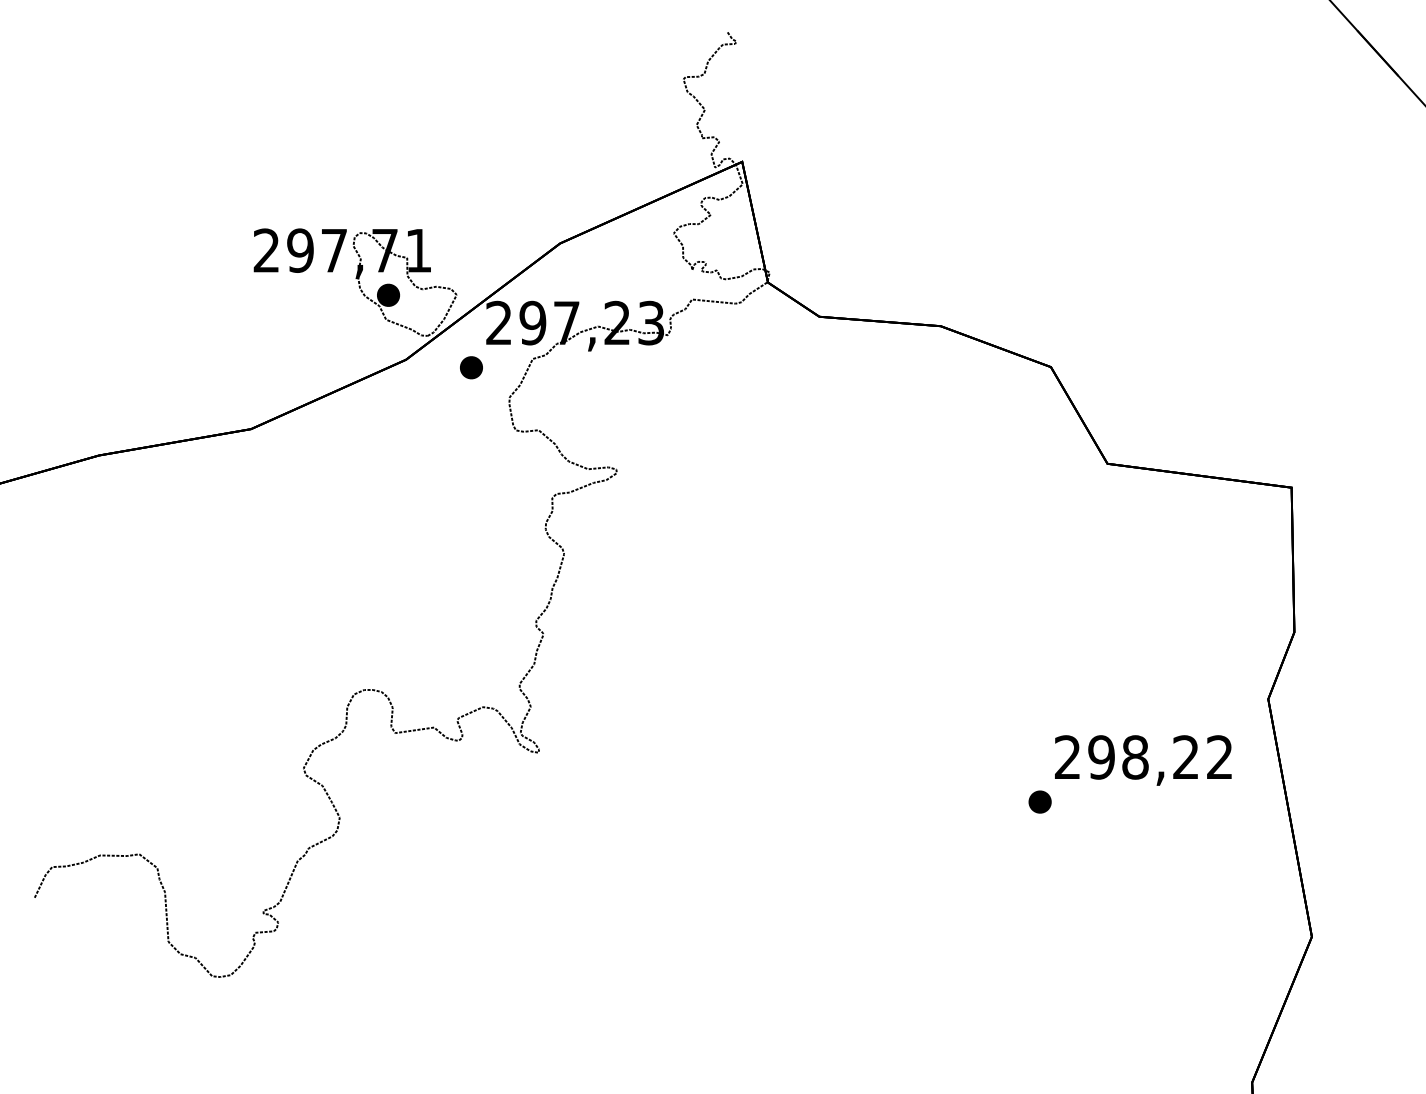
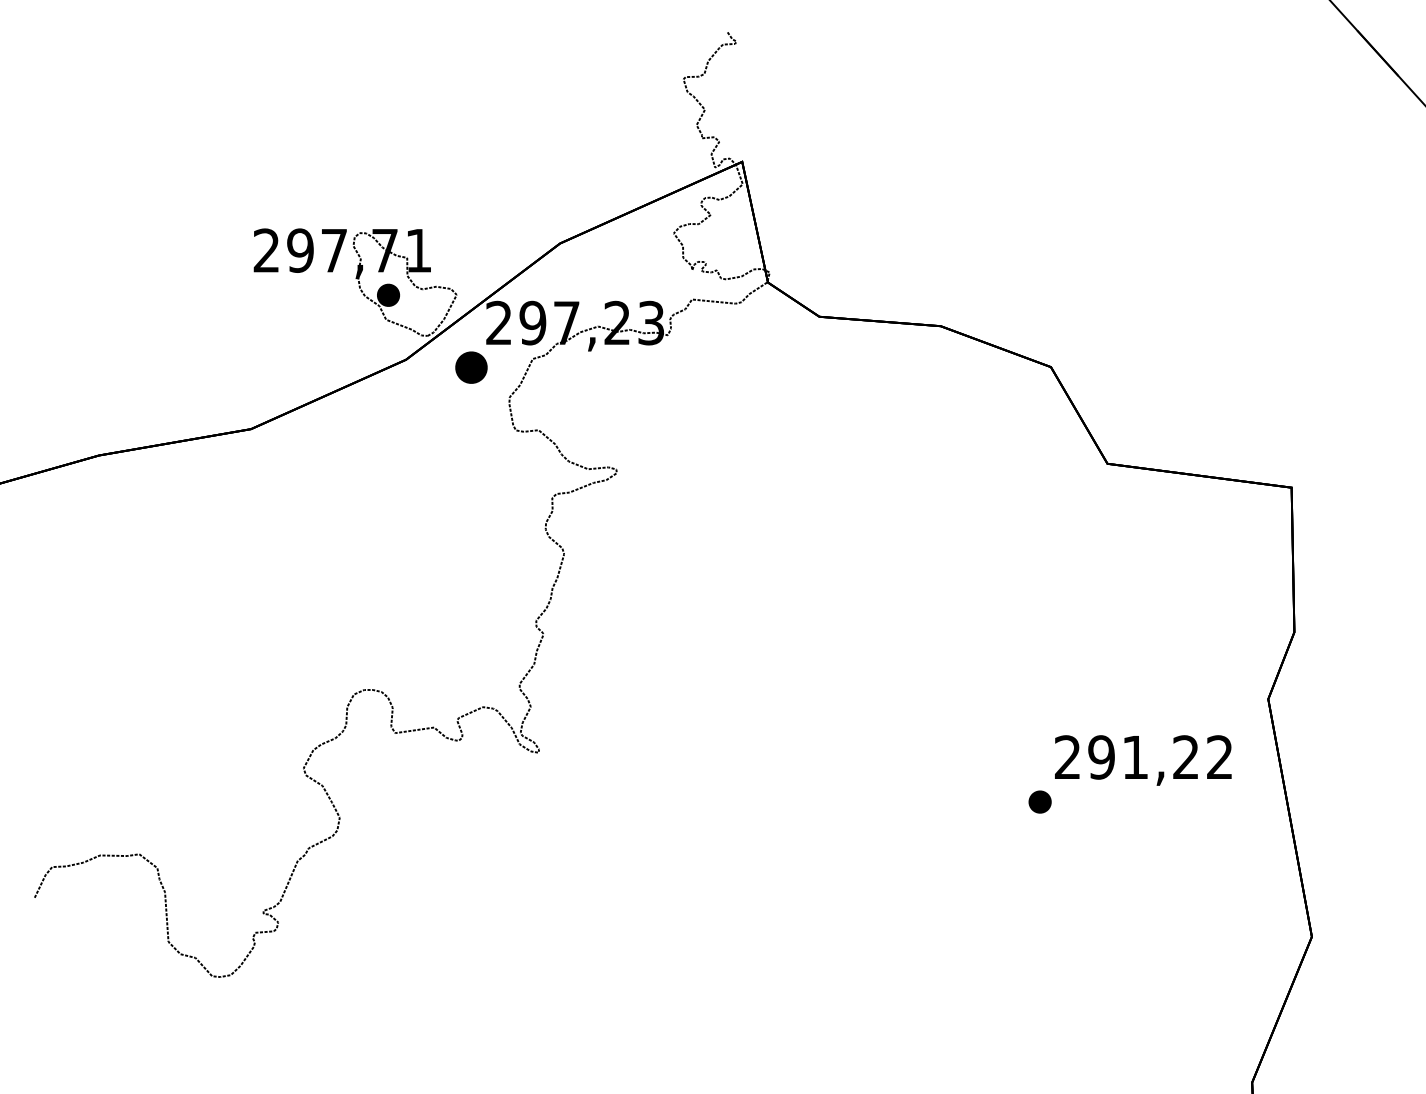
part size: 23x24 px -> 33x33 px (471, 367)
text: 298,22 -> 291,22 (1135, 757)
